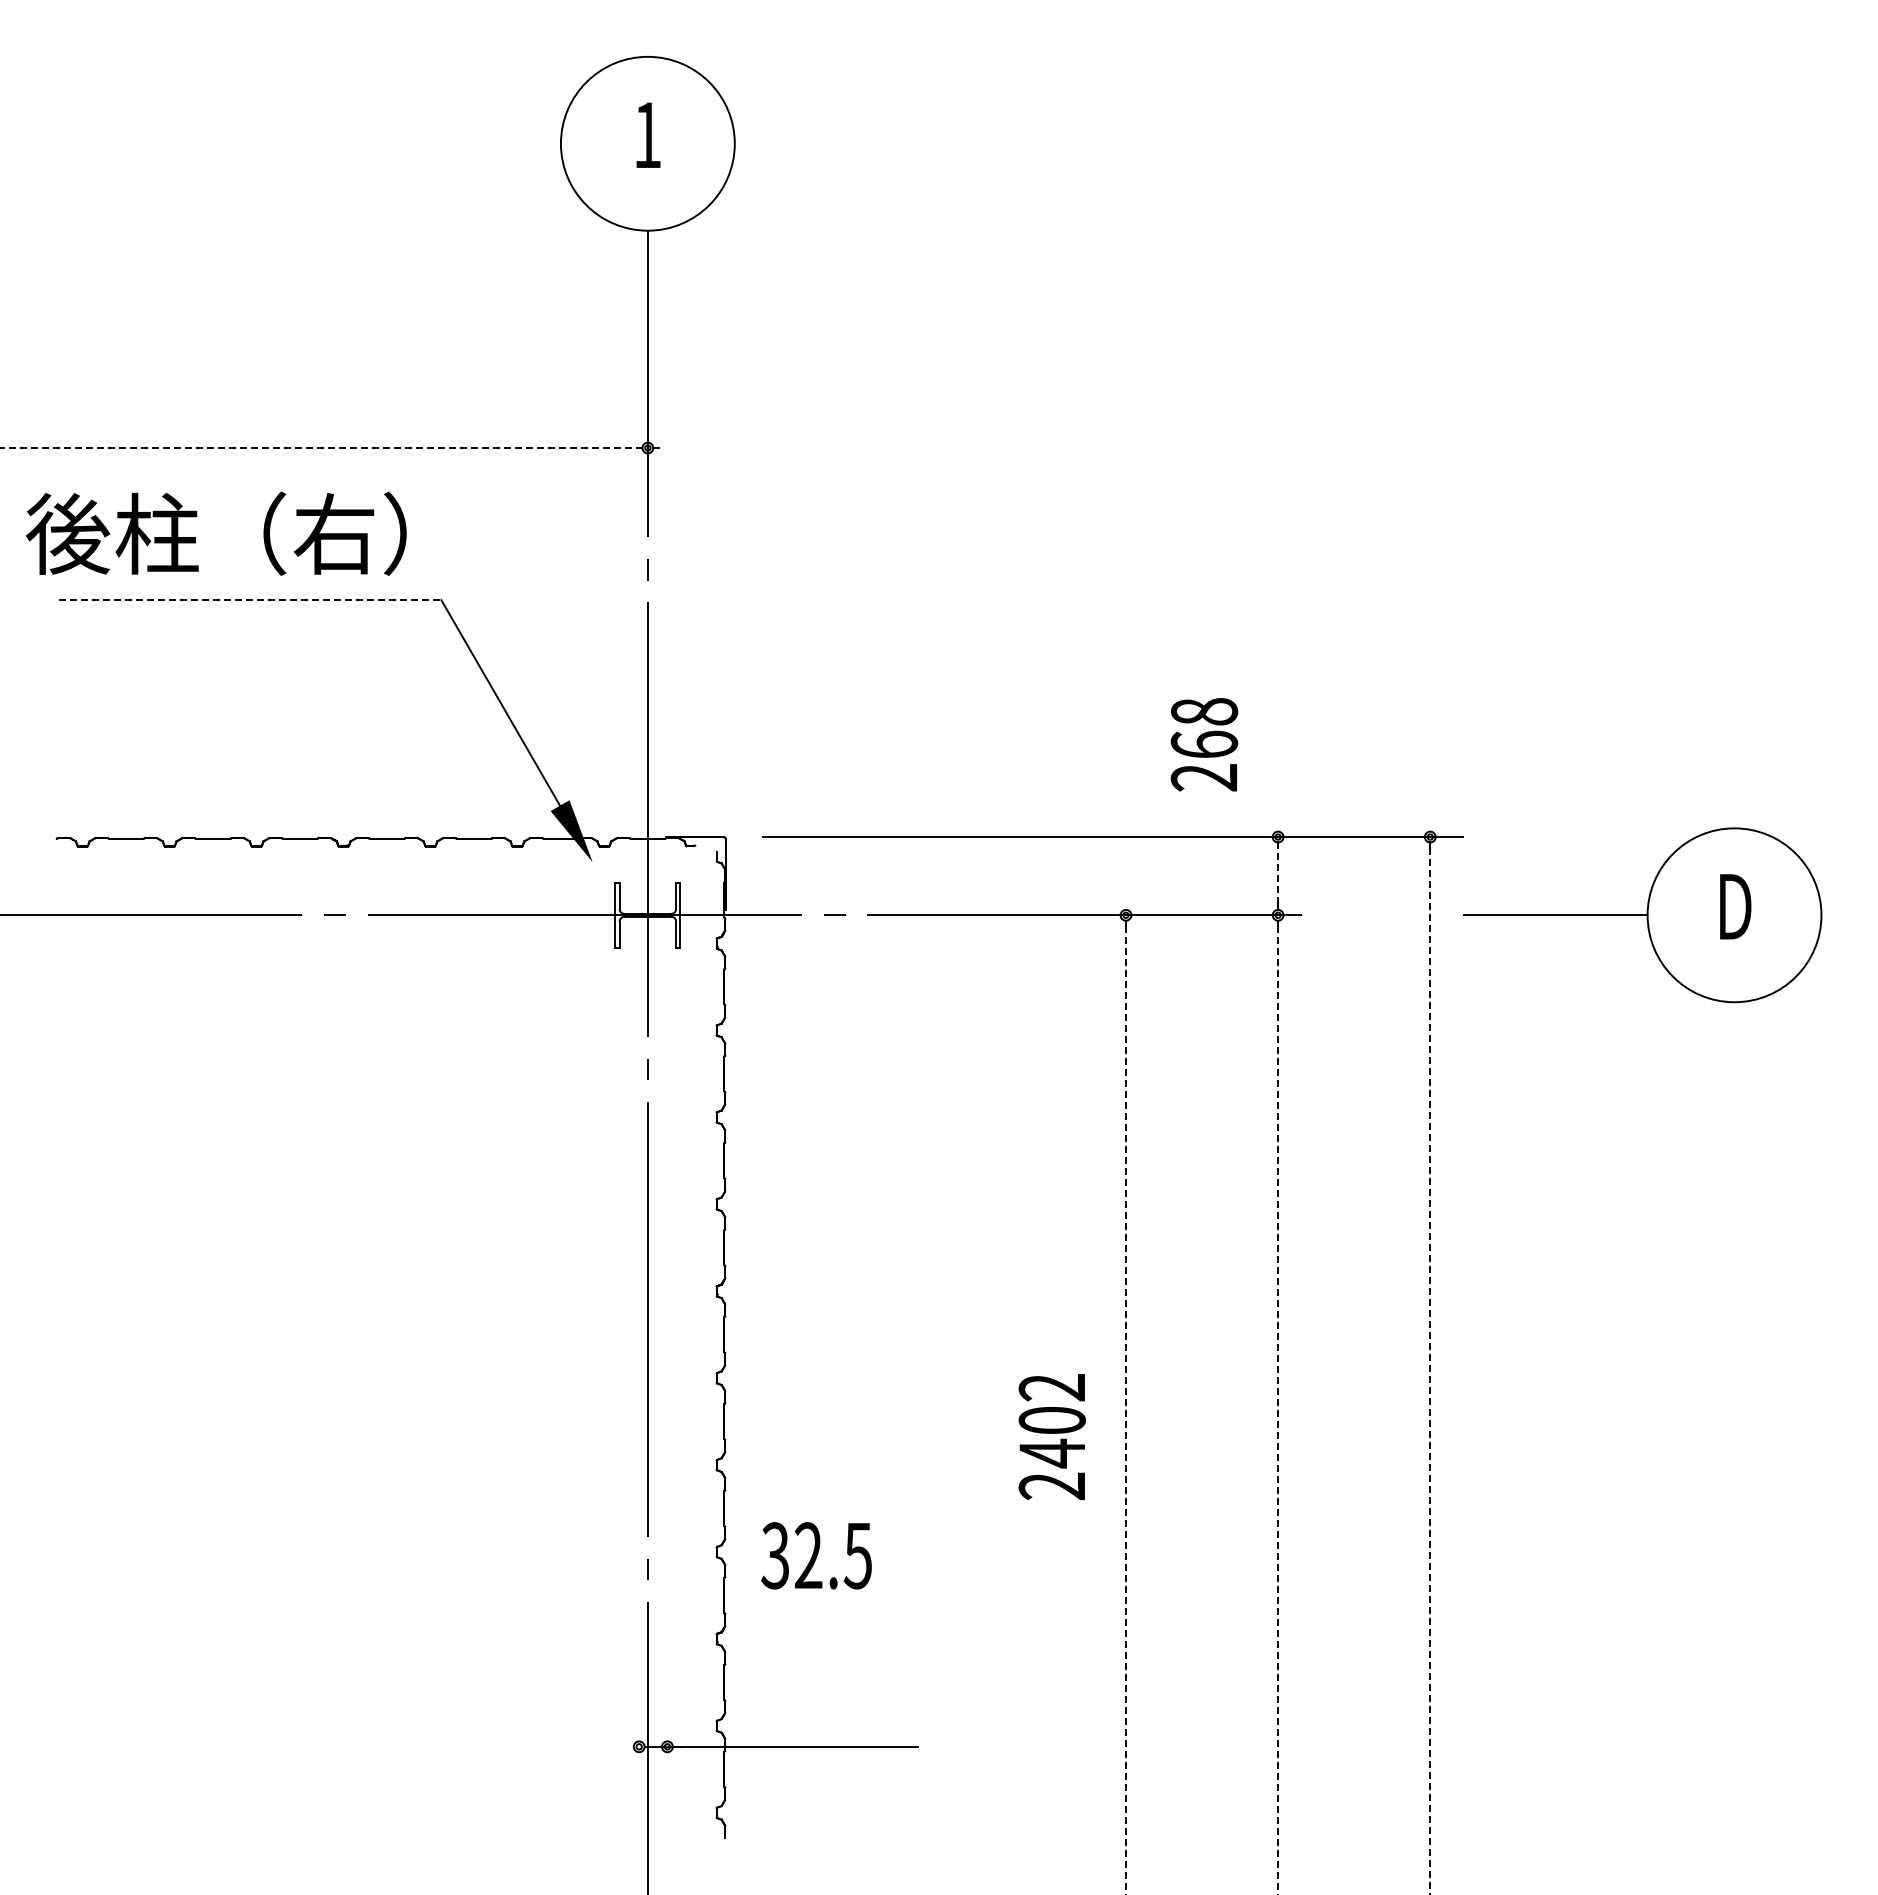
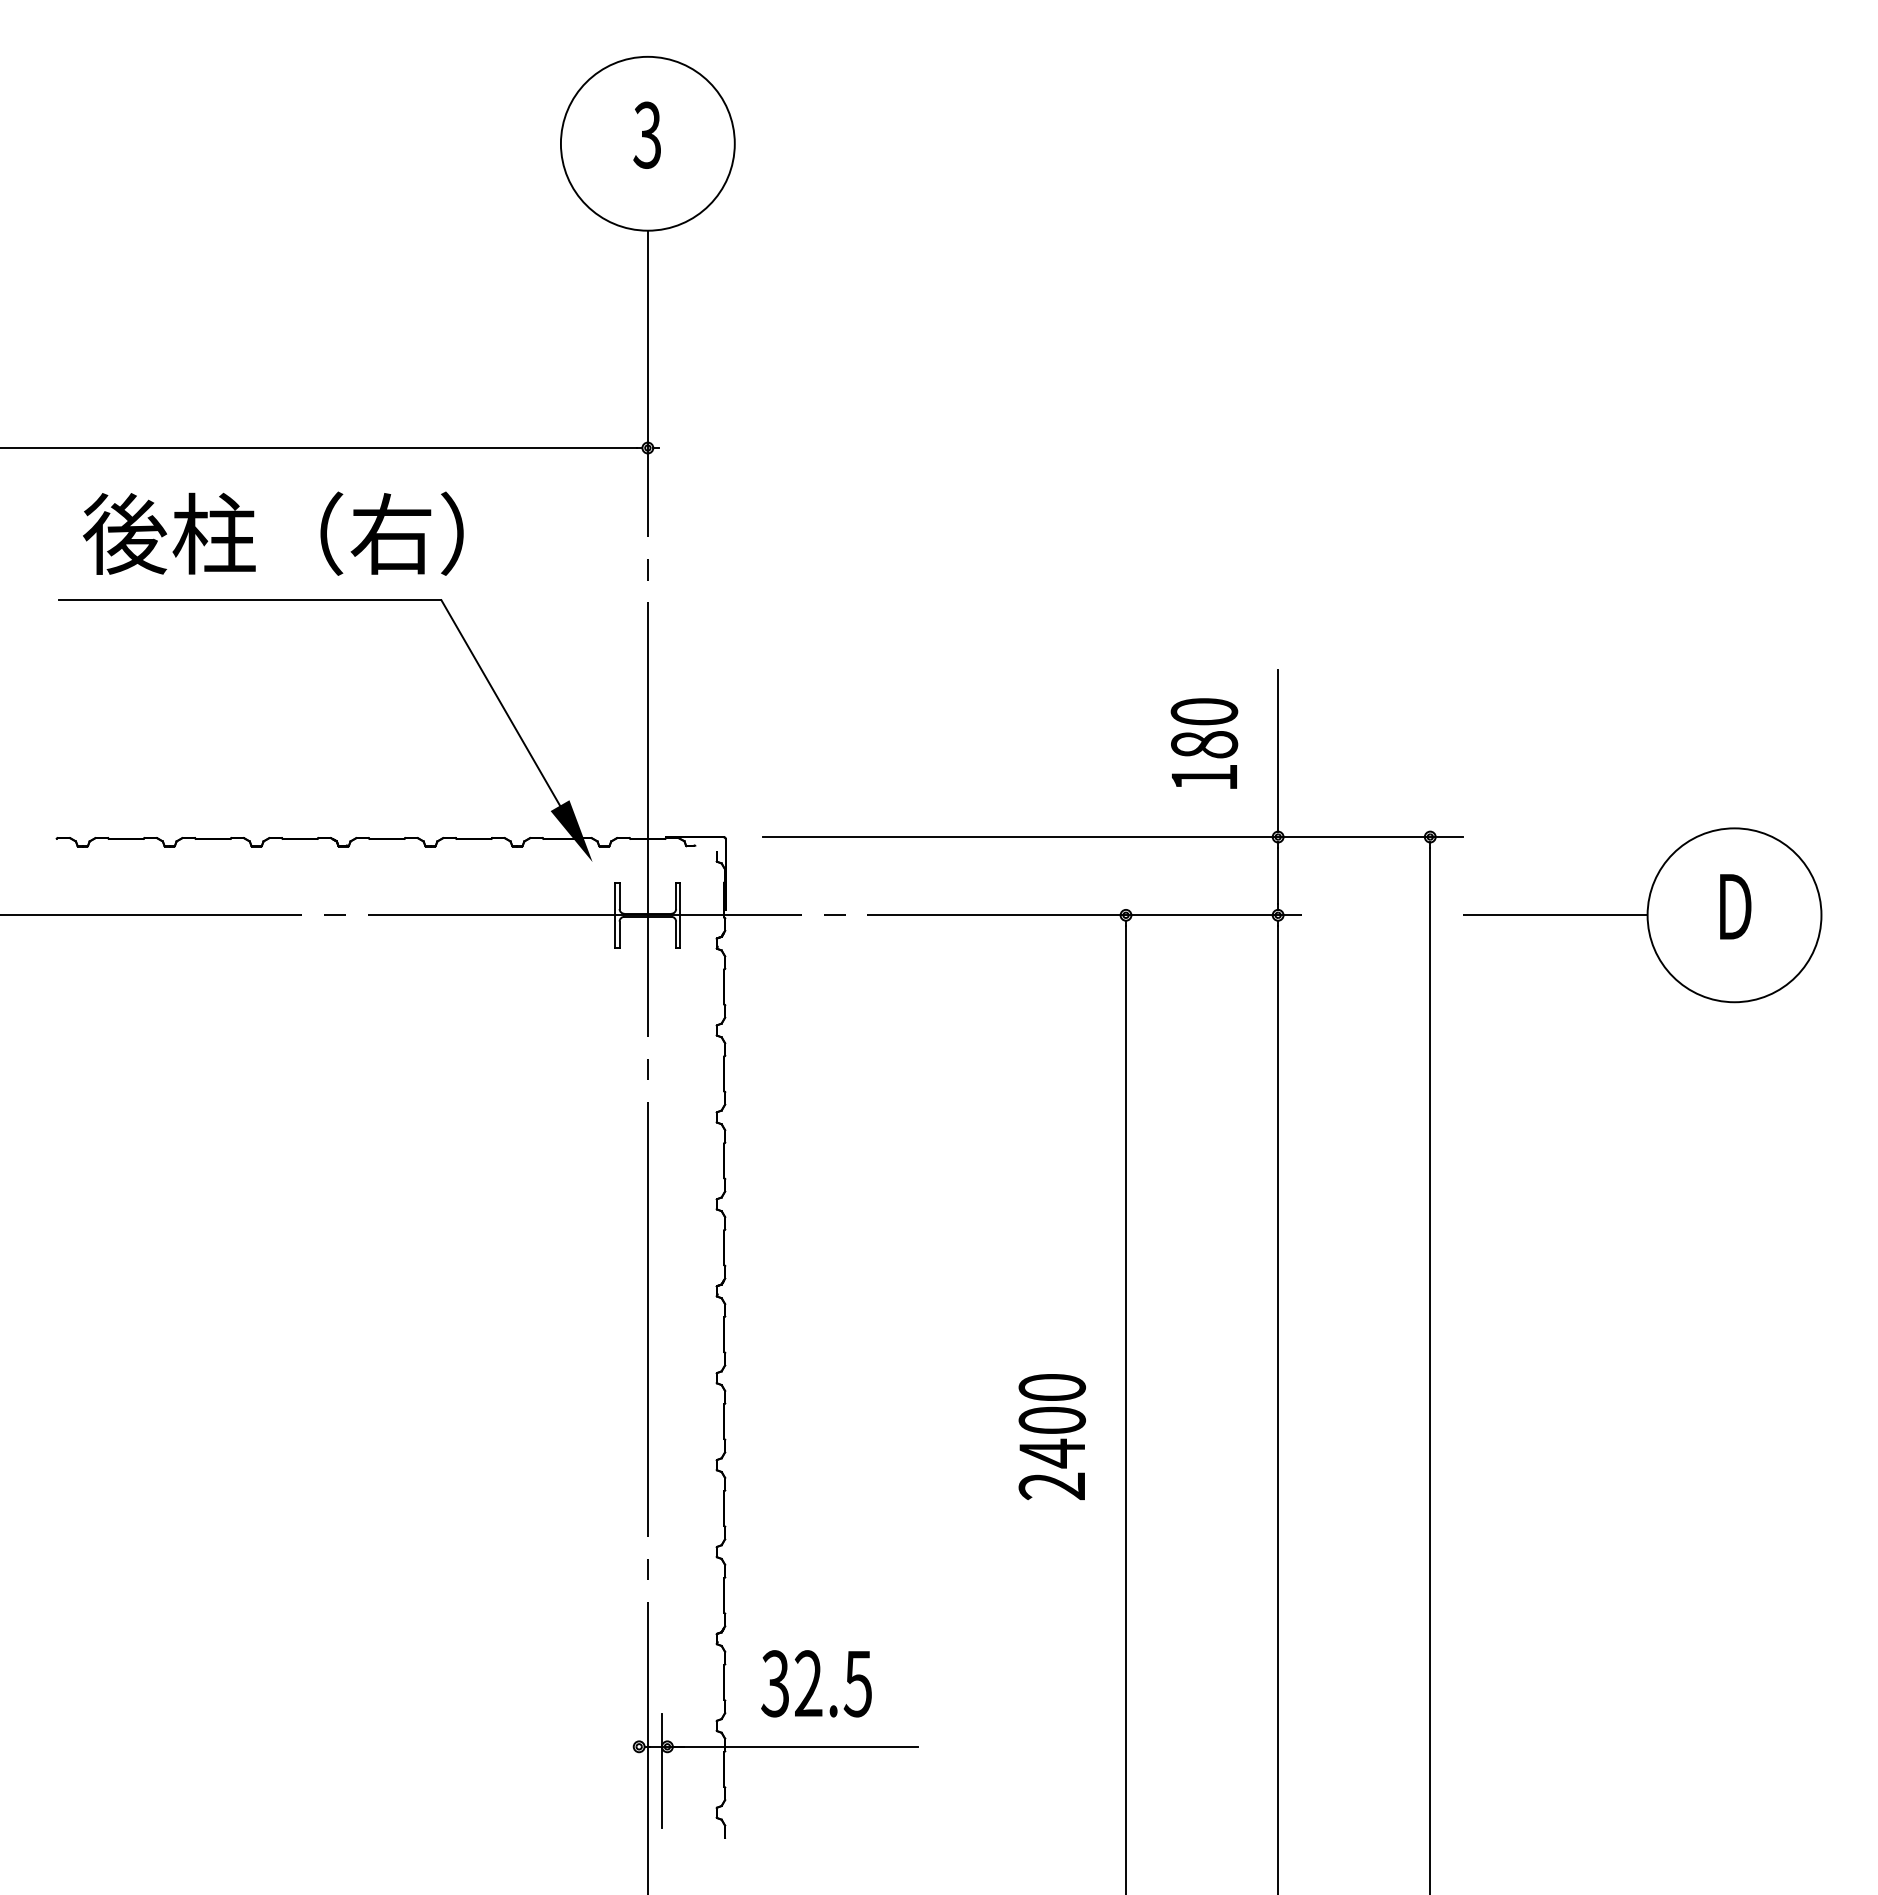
text: 1 -> 3 (646, 134)
line: dashed -> solid (319, 448)
text position: (216, 533) -> (273, 533) (273, 533)
line: dashed -> solid (250, 600)
text: 268 -> 180 (1204, 744)
line: none -> present (1278, 750)
line: dashed -> solid (1278, 875)
line: dashed -> solid (1430, 1371)
text: 2402 -> 2400 (1052, 1387)
line: dashed -> solid (1126, 1410)
line: dashed -> solid (1278, 1410)
text position: (816, 1555) -> (816, 1683) (816, 1683)
line: none -> present (662, 1771)
